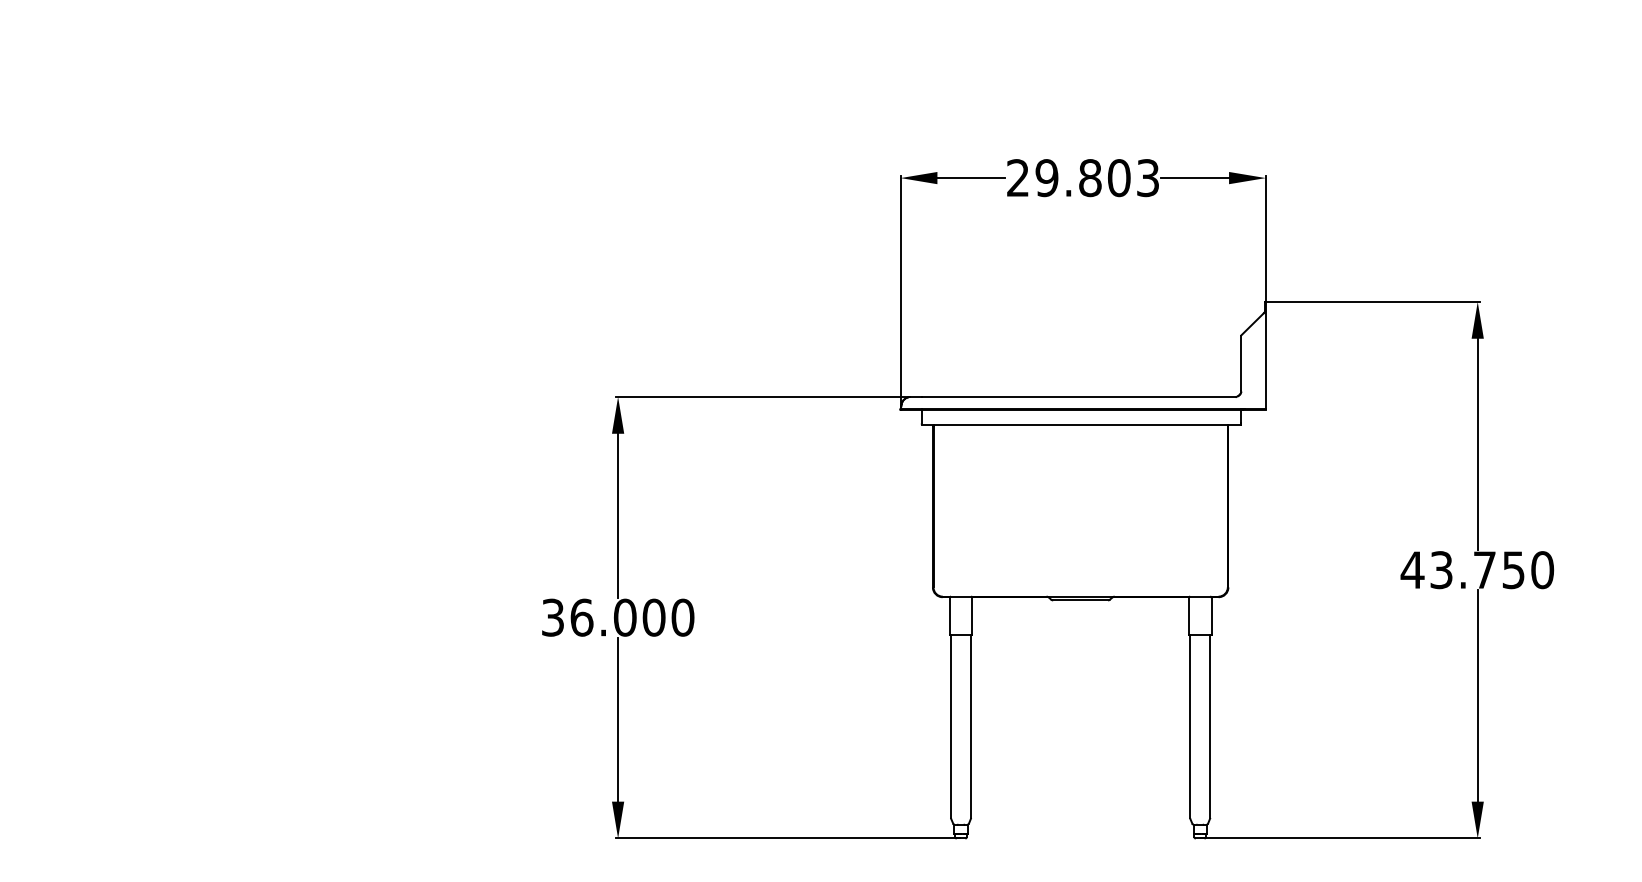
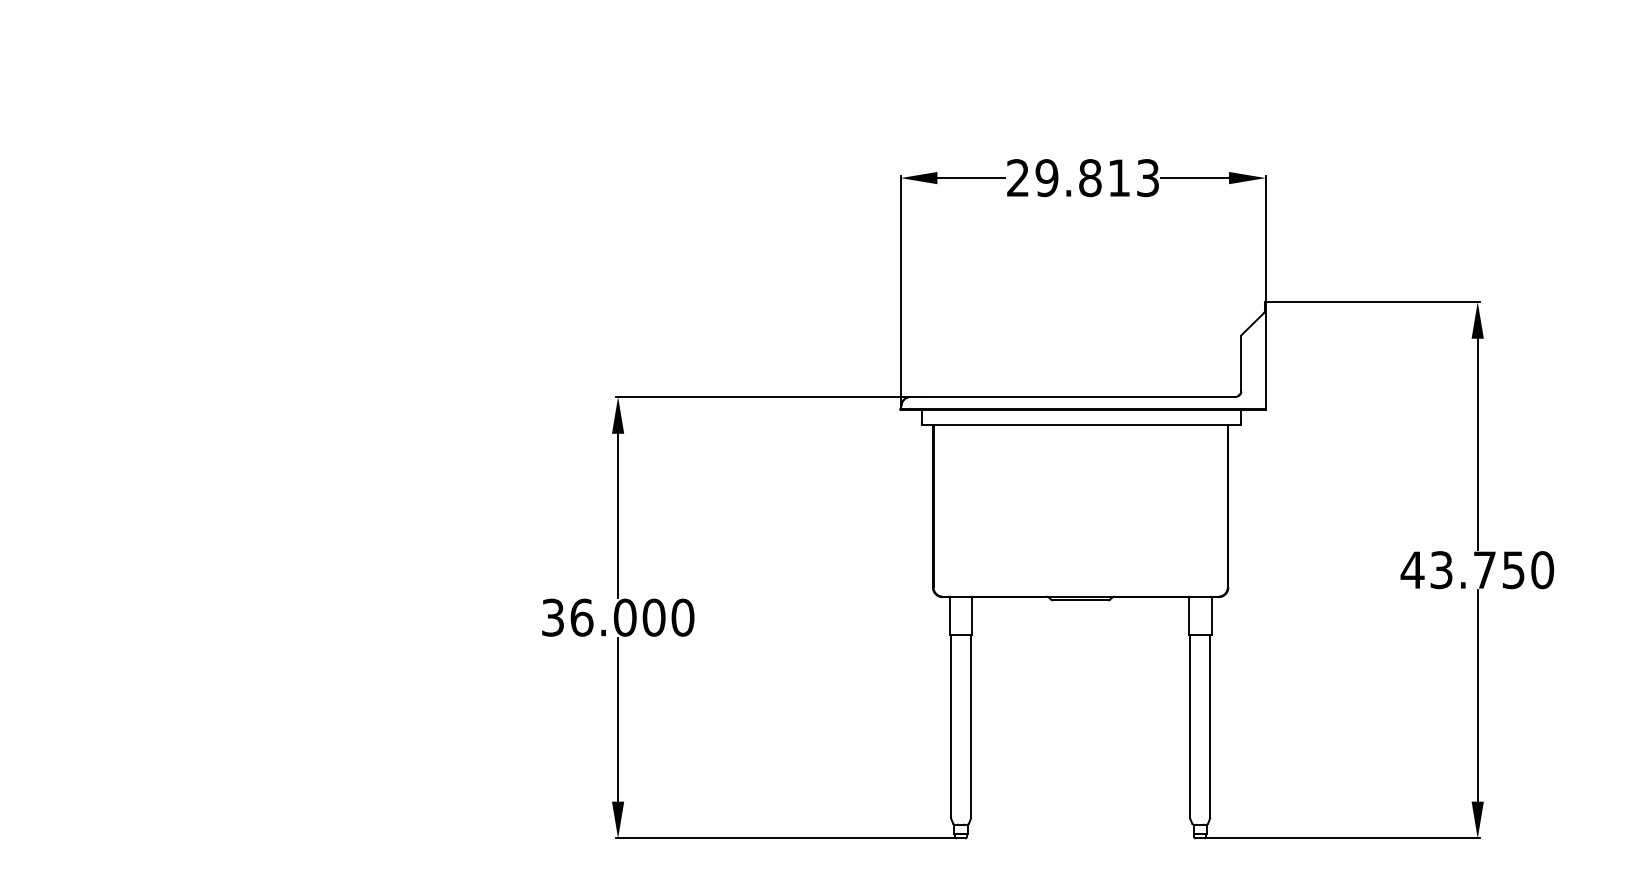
text: 29.803 -> 29.813 (1119, 178)
